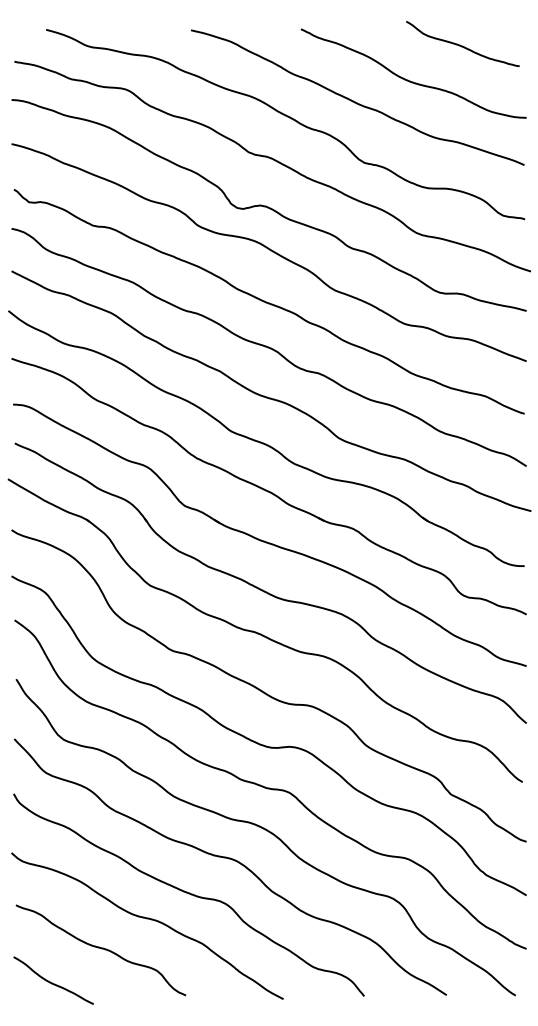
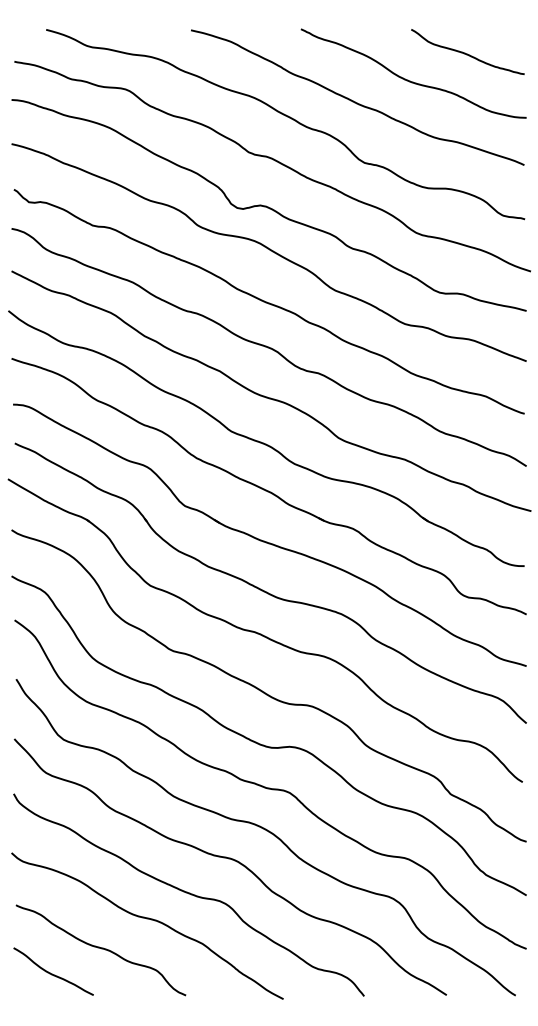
curve position: (462, 45) -> (467, 53) (467, 53)
curve position: (52, 982) -> (52, 973) (52, 973)
